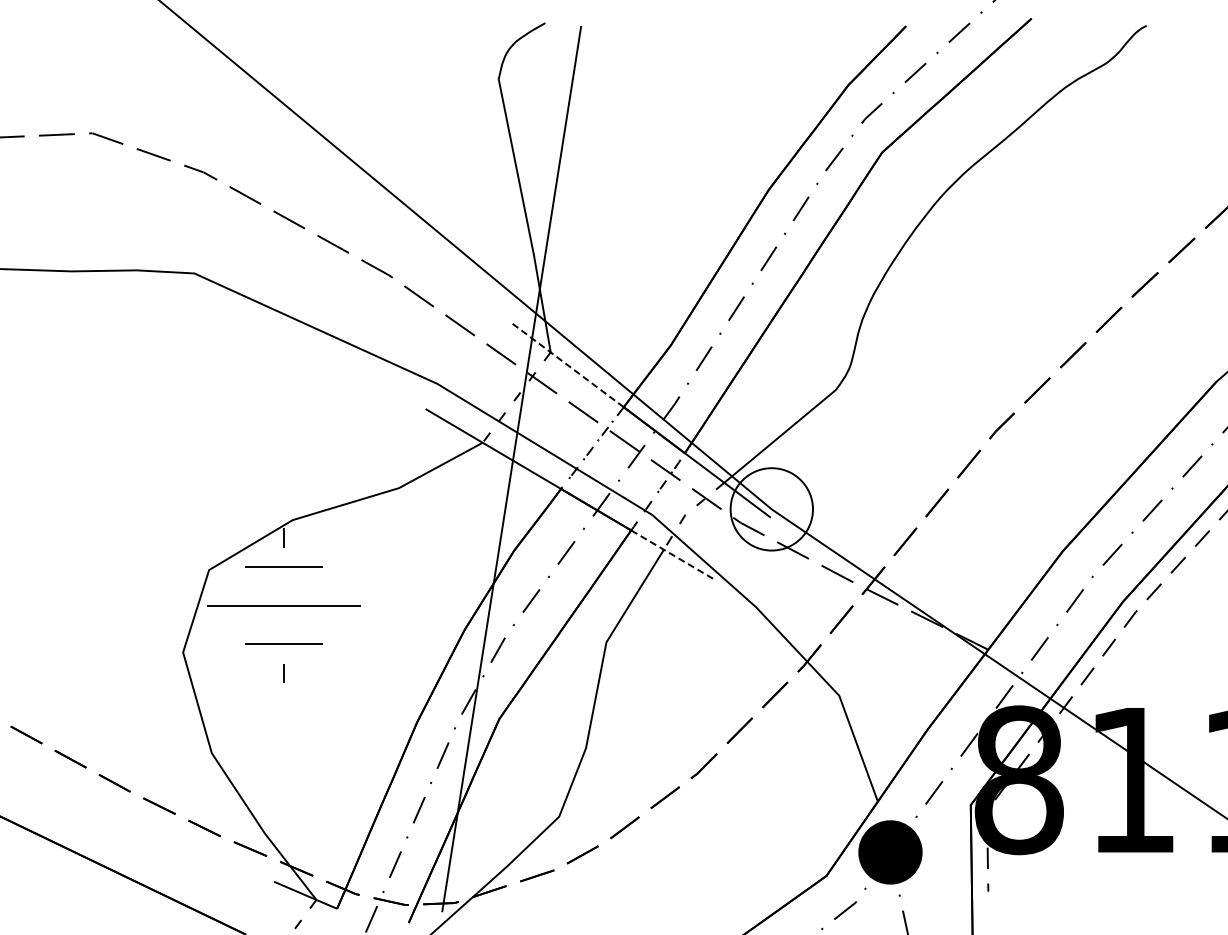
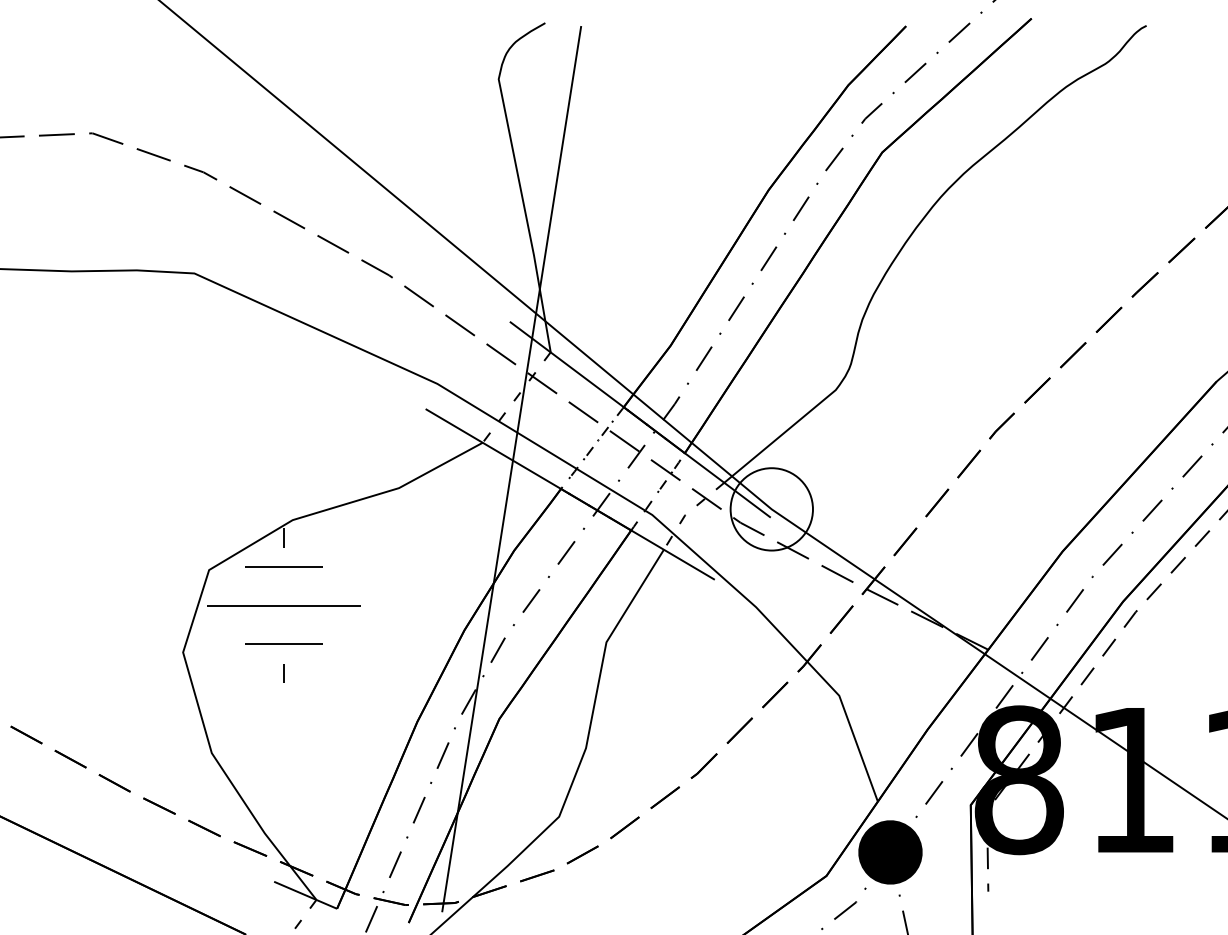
line: dashed -> solid (566, 364)
line: dashed -> solid (673, 555)
